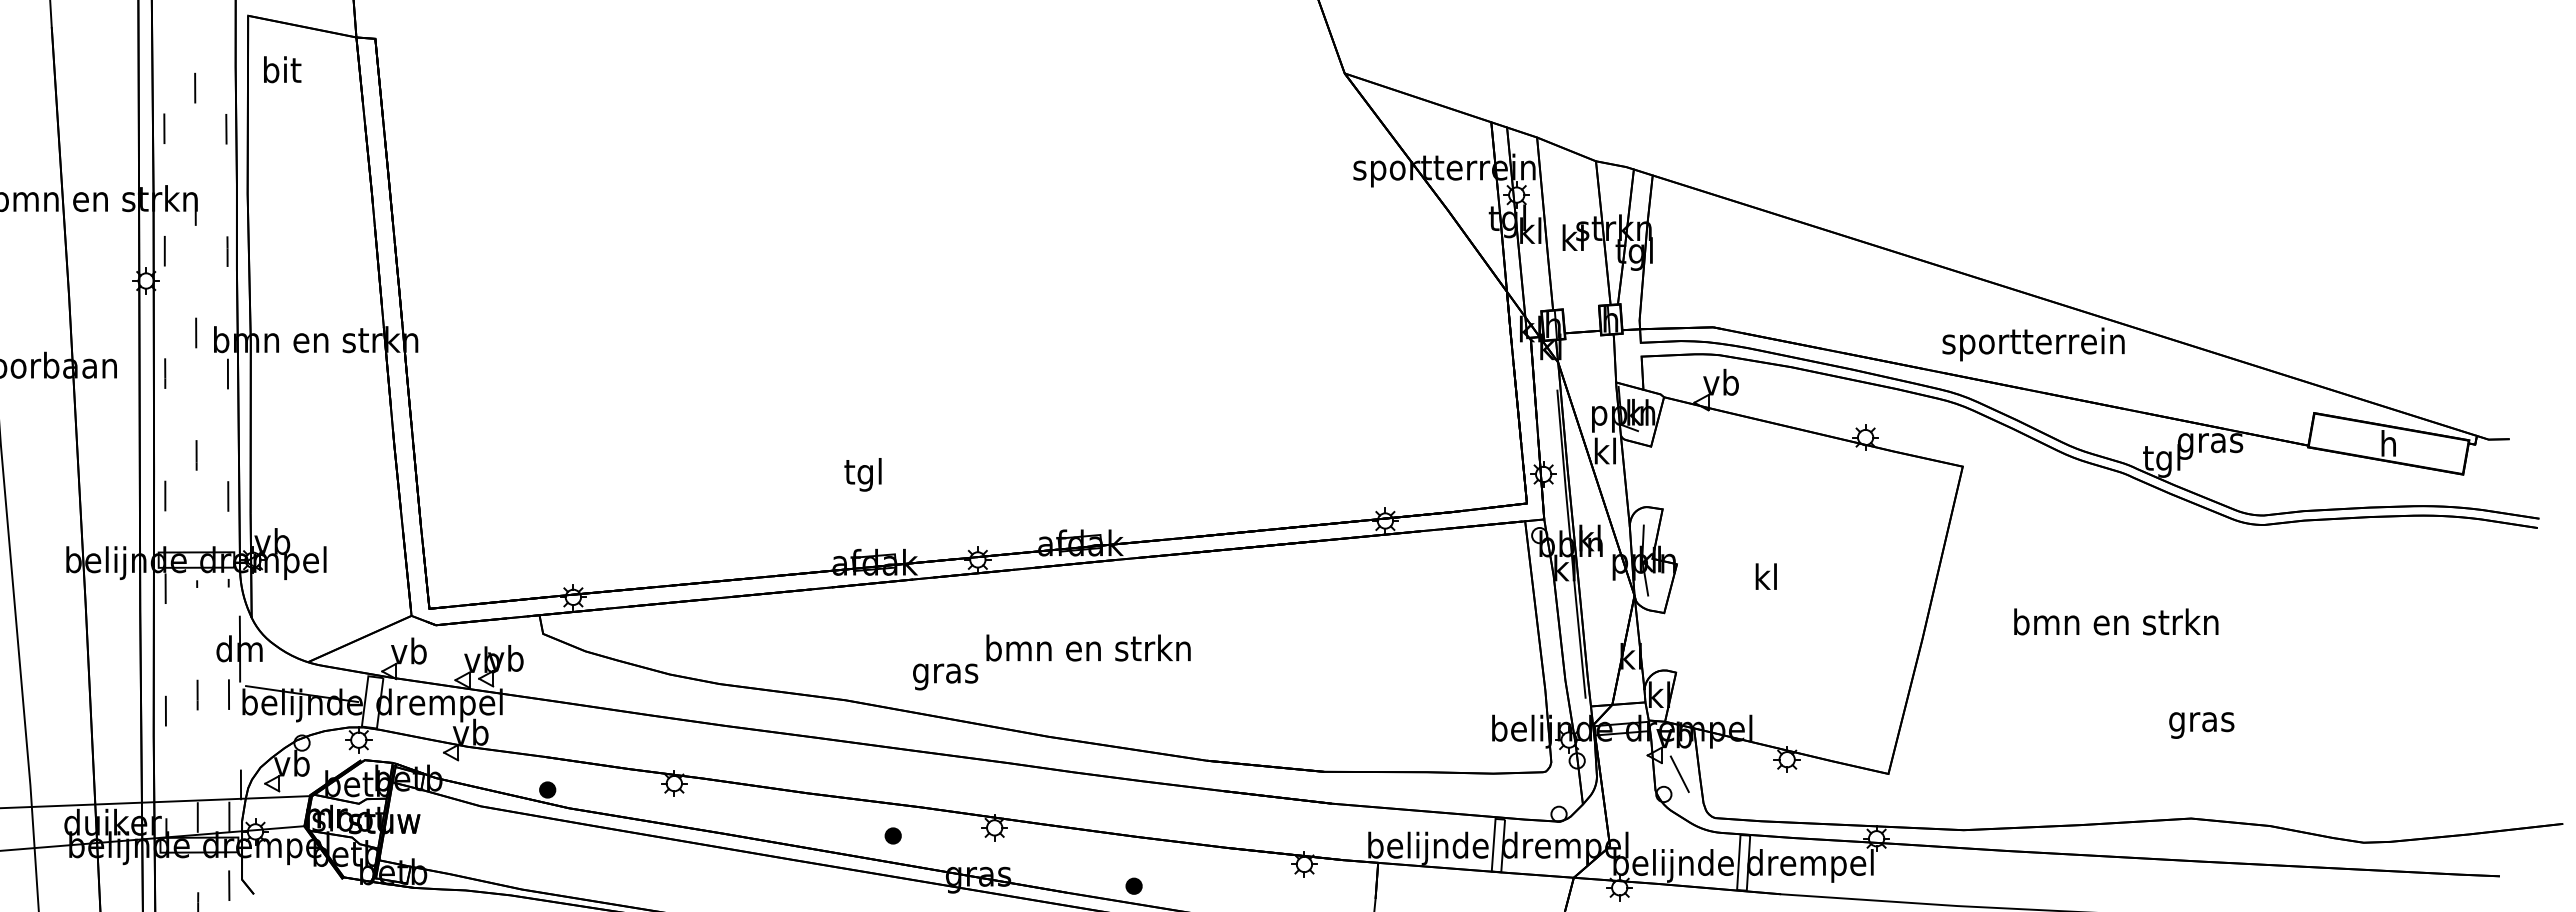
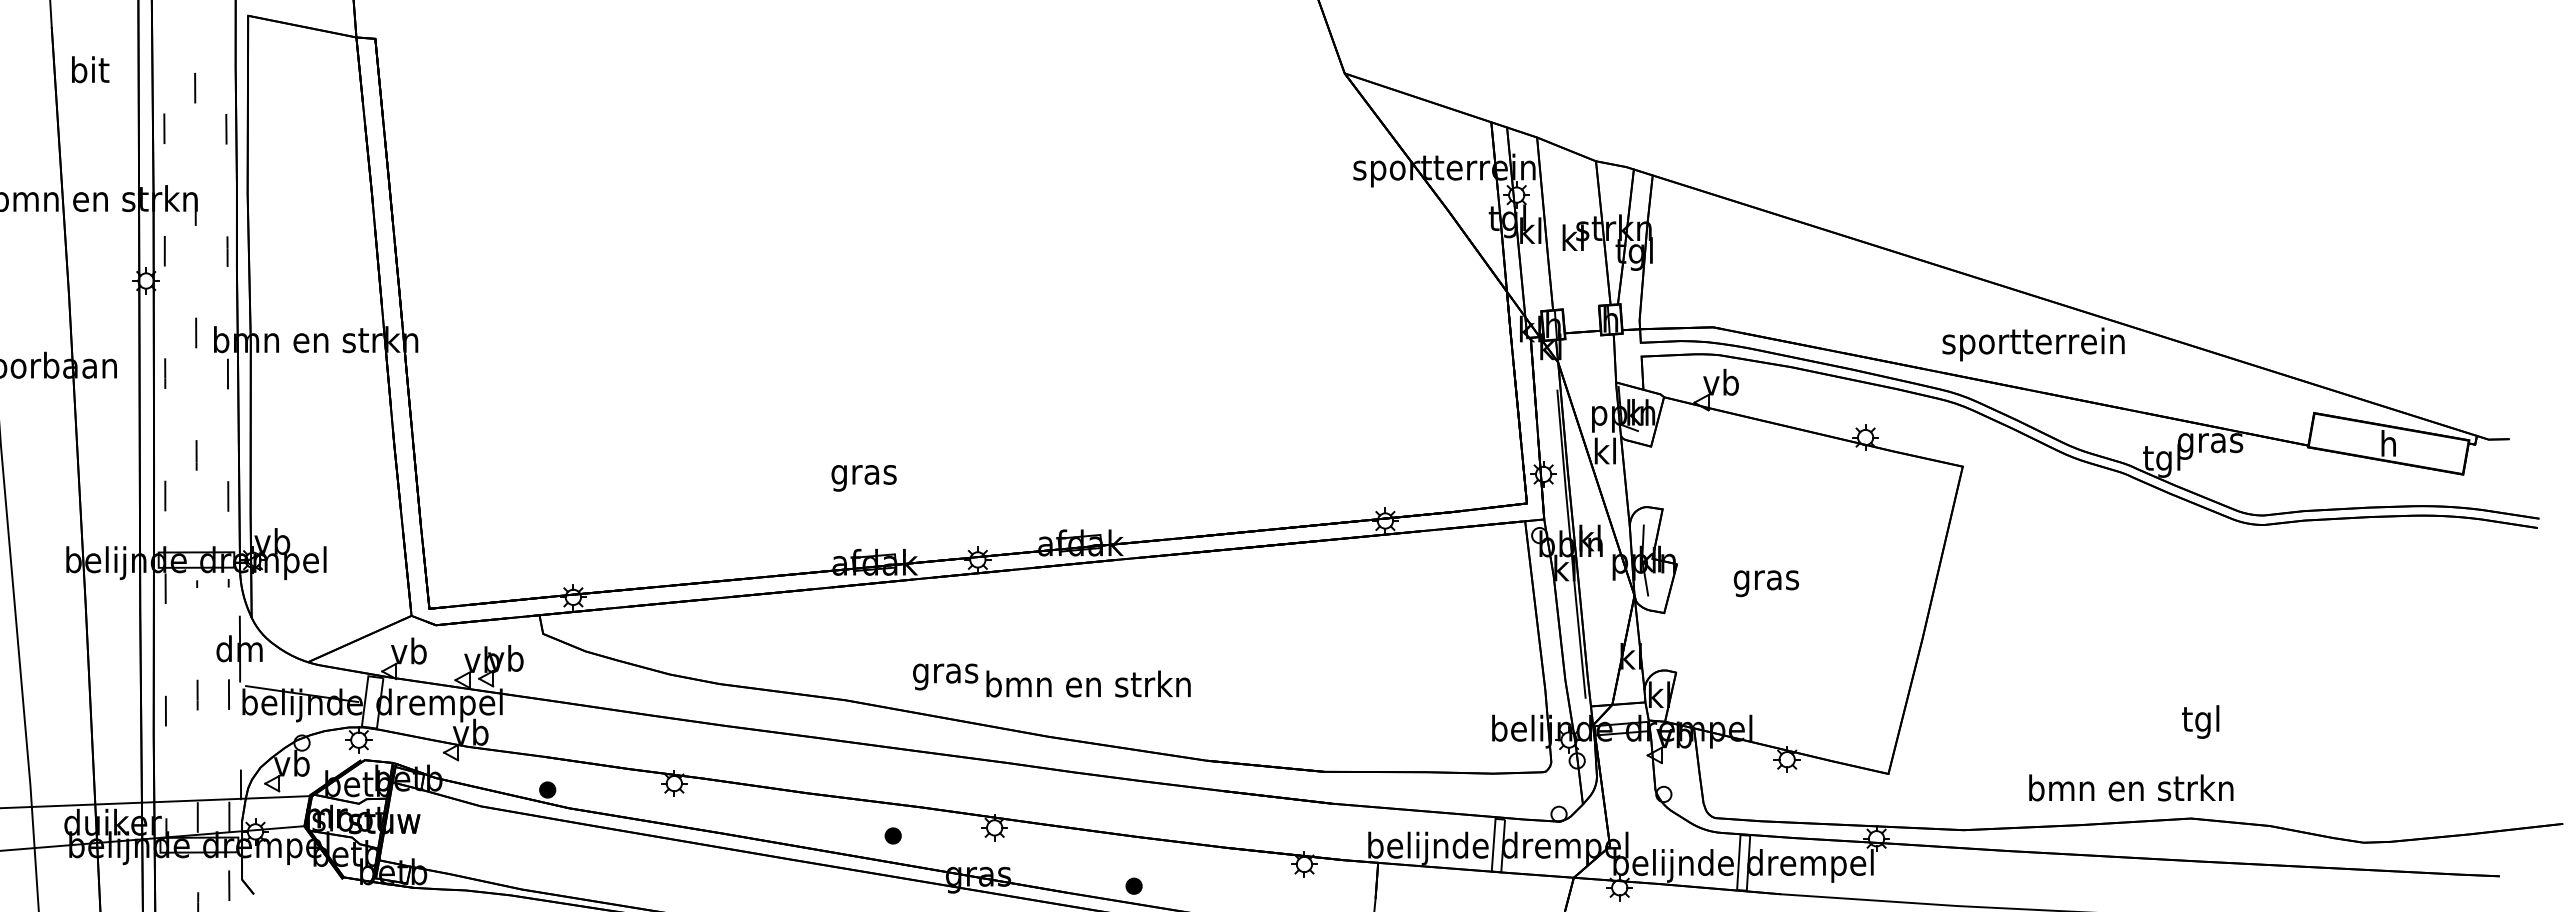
text position: (282, 69) -> (90, 69) (90, 69)
text: tgl -> gras (863, 474)
text: kl -> gras (1766, 580)
text position: (2116, 621) -> (2131, 787) (2131, 787)
text position: (1088, 647) -> (1088, 683) (1088, 683)
text: gras -> tgl (2201, 721)
line: present -> none (1679, 773)
